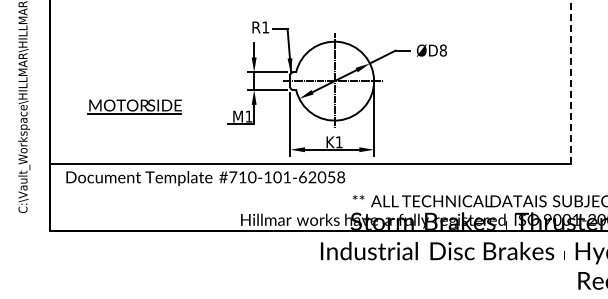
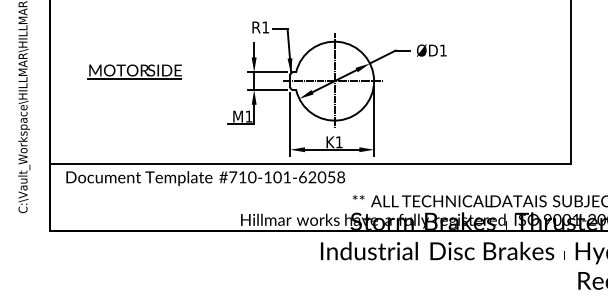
text: ØD8 -> ØD1 (442, 50)
line: dashed -> solid (570, 82)
part position: (134, 106) -> (134, 71) (134, 71)
